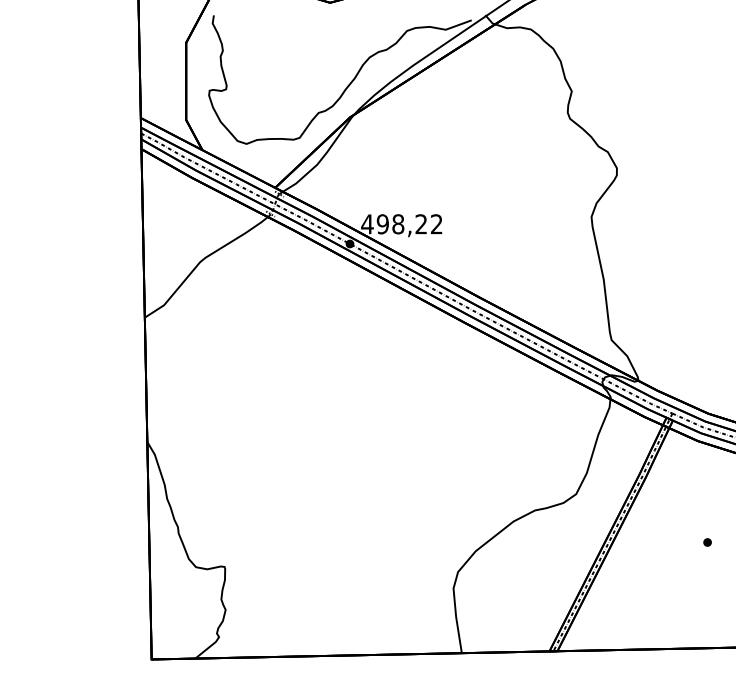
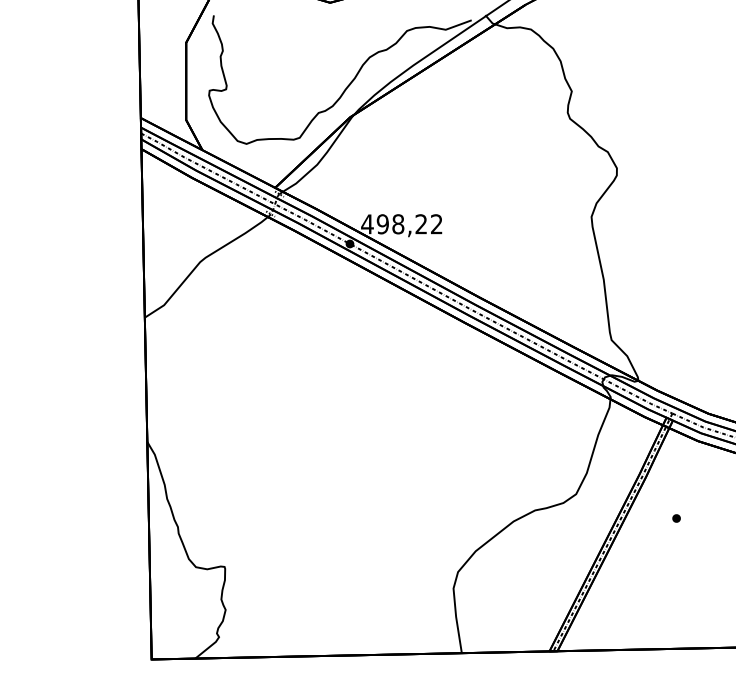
part position: (707, 542) -> (676, 518) (676, 518)
